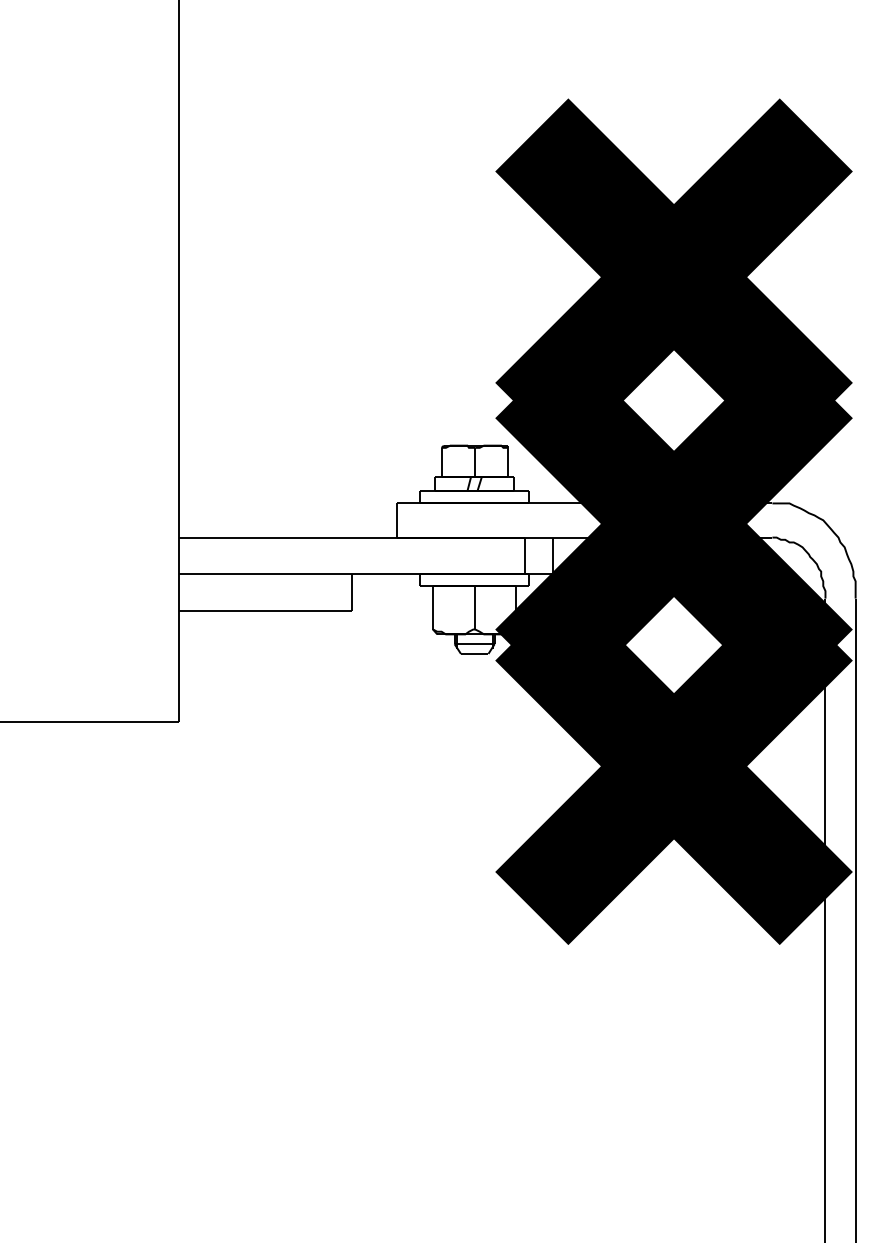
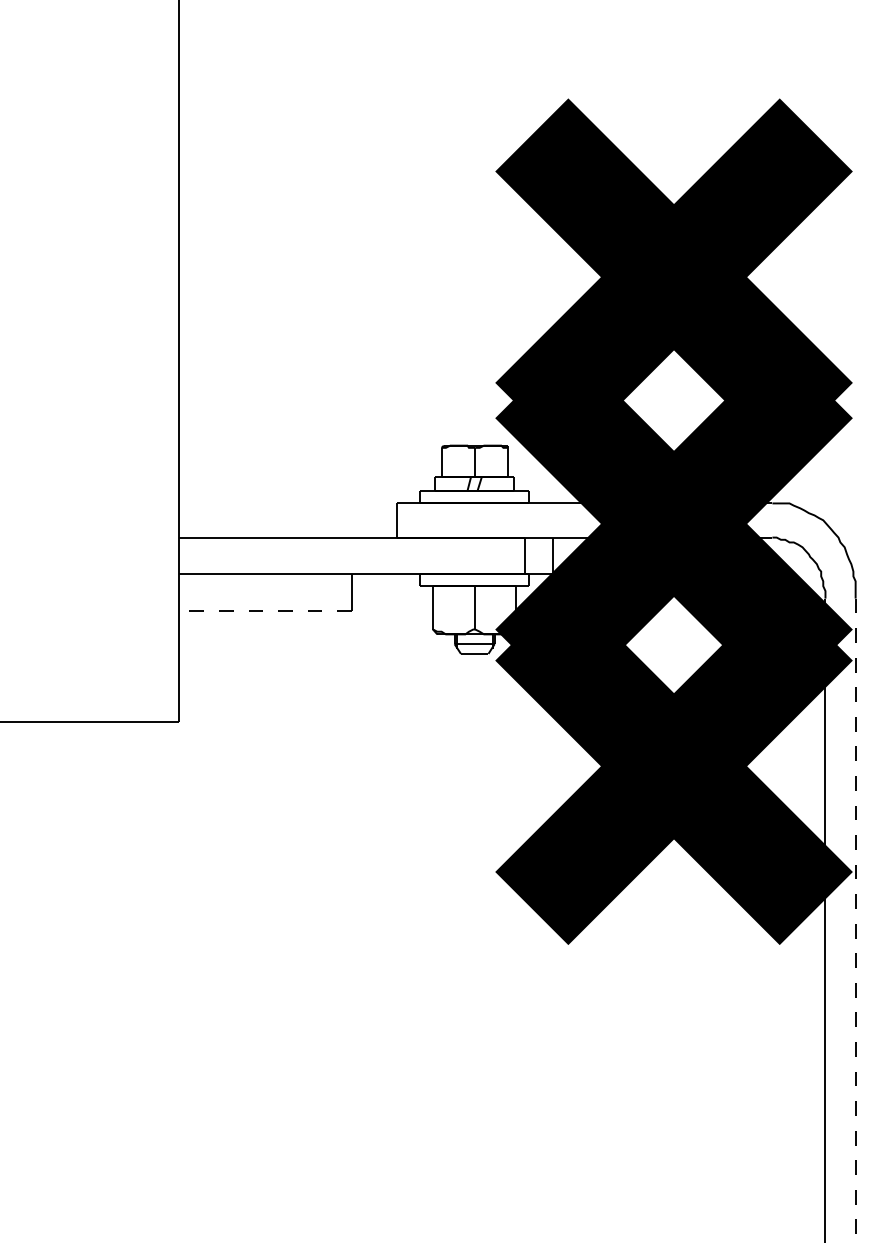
line: solid -> dashed (265, 610)
line: solid -> dashed (855, 920)
